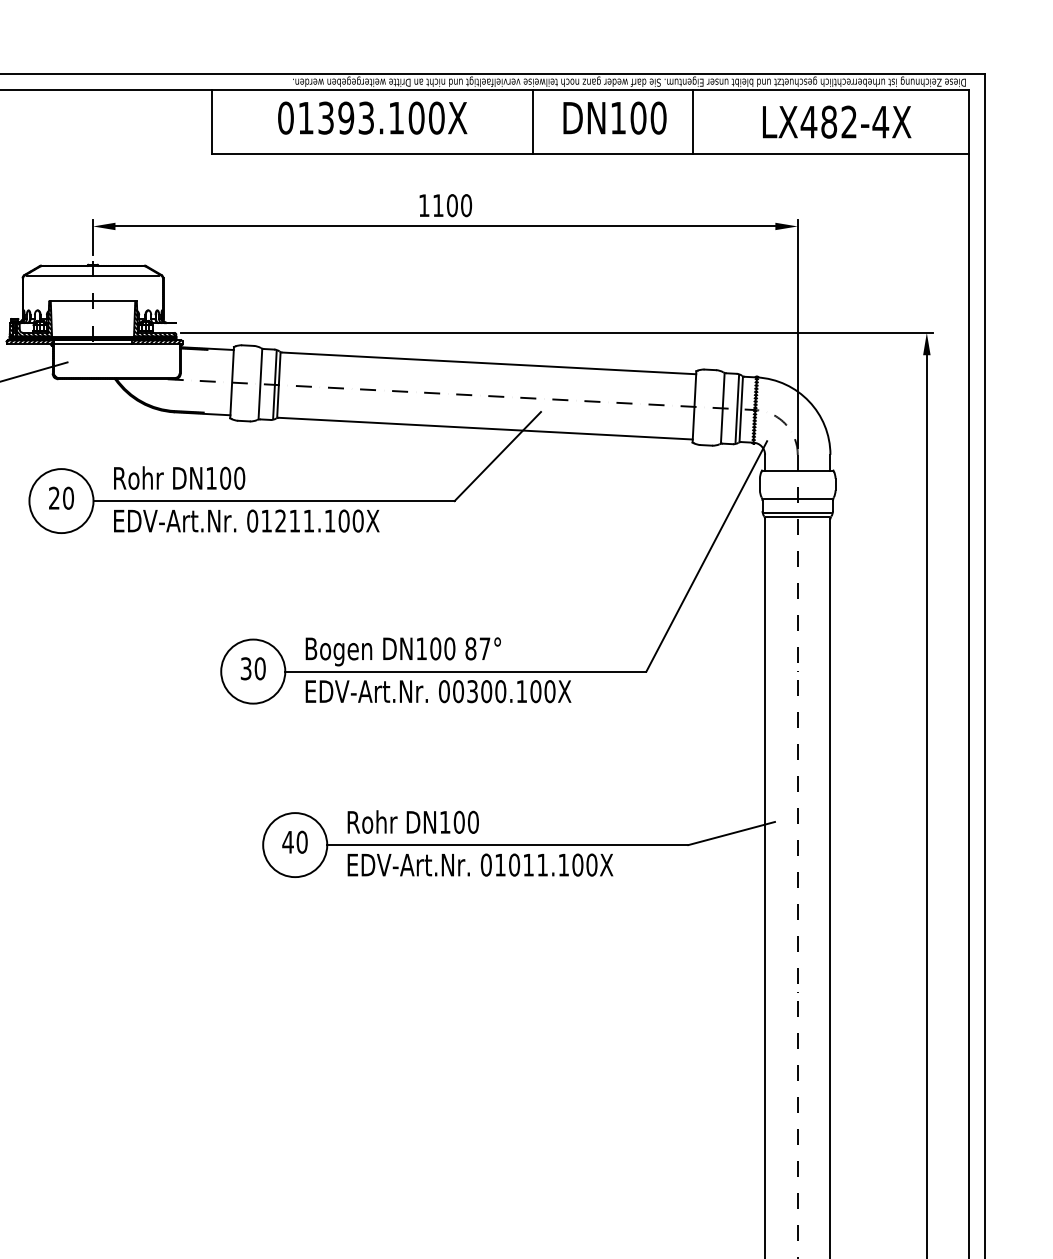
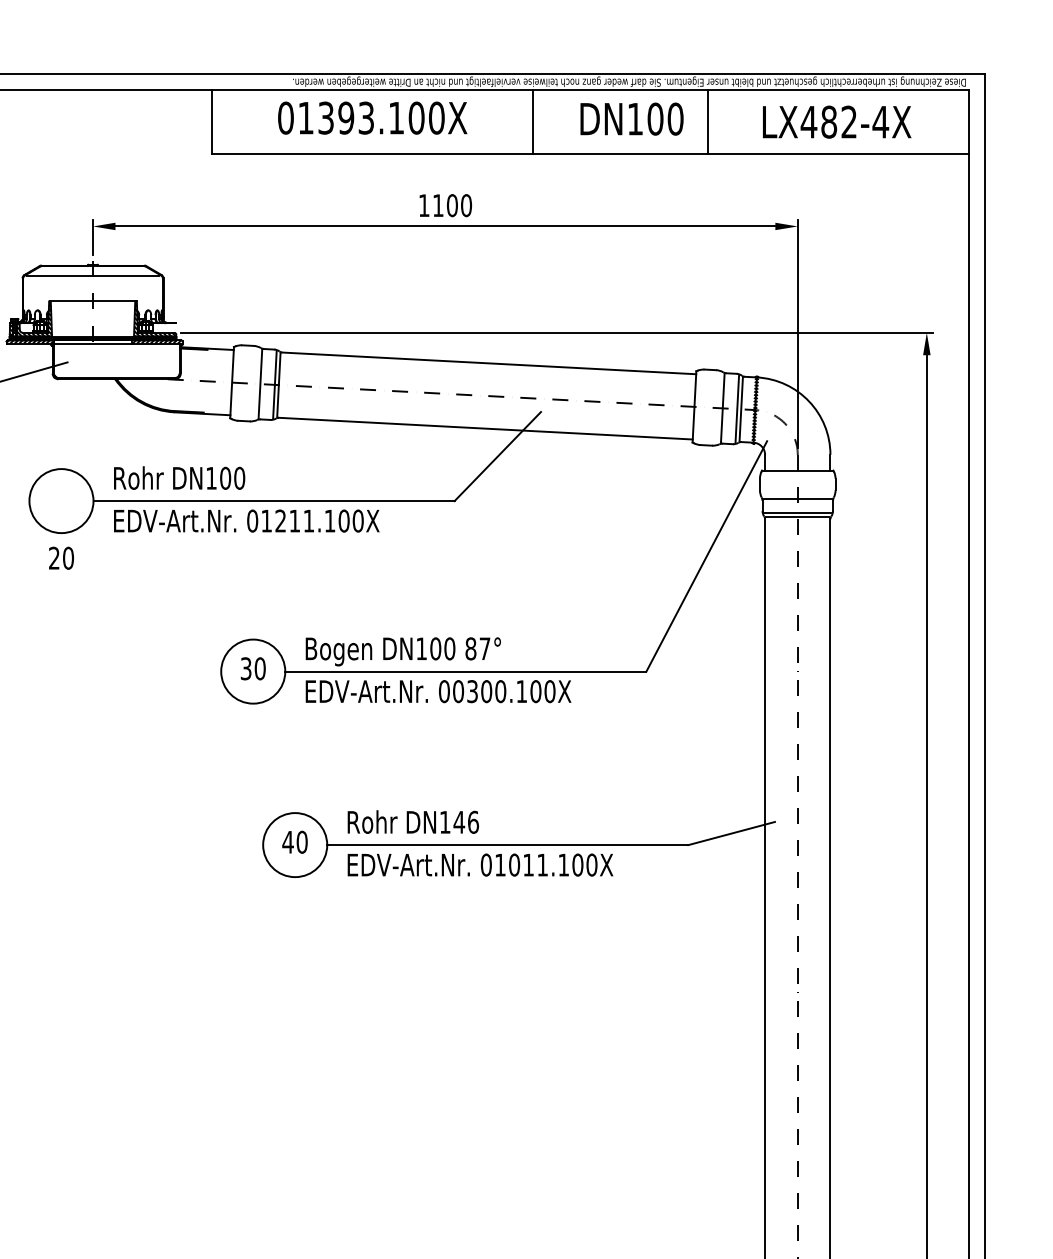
text position: (614, 117) -> (631, 118) (631, 118)
line position: (692, 122) -> (707, 122) (707, 122)
text position: (61, 497) -> (61, 557) (61, 557)
text: DN100 -> DN146 (466, 821)
